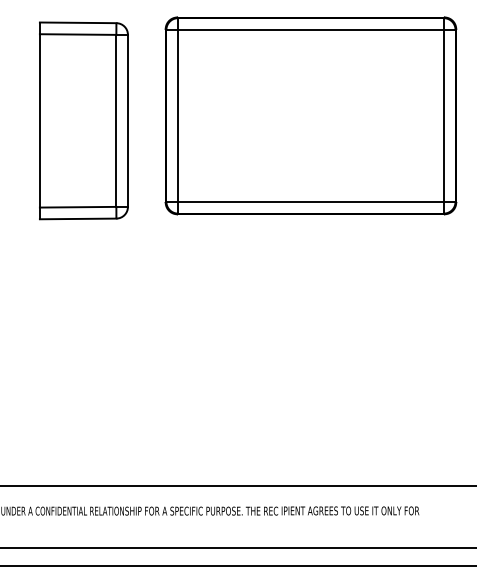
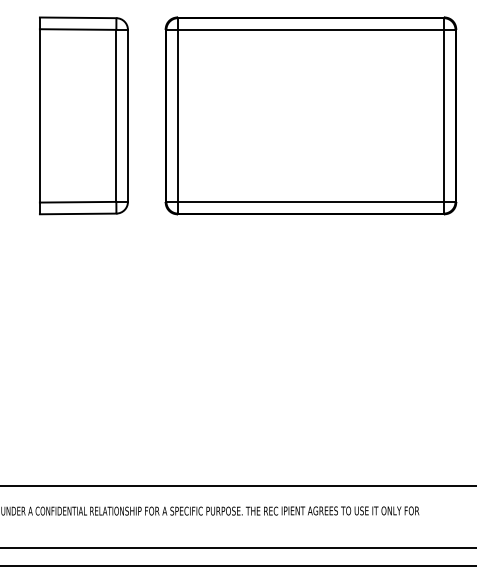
part position: (83, 120) -> (83, 115) (83, 115)
